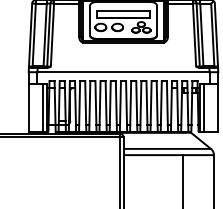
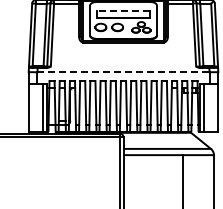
line: solid -> dashed (123, 11)
line: solid -> dashed (124, 72)
